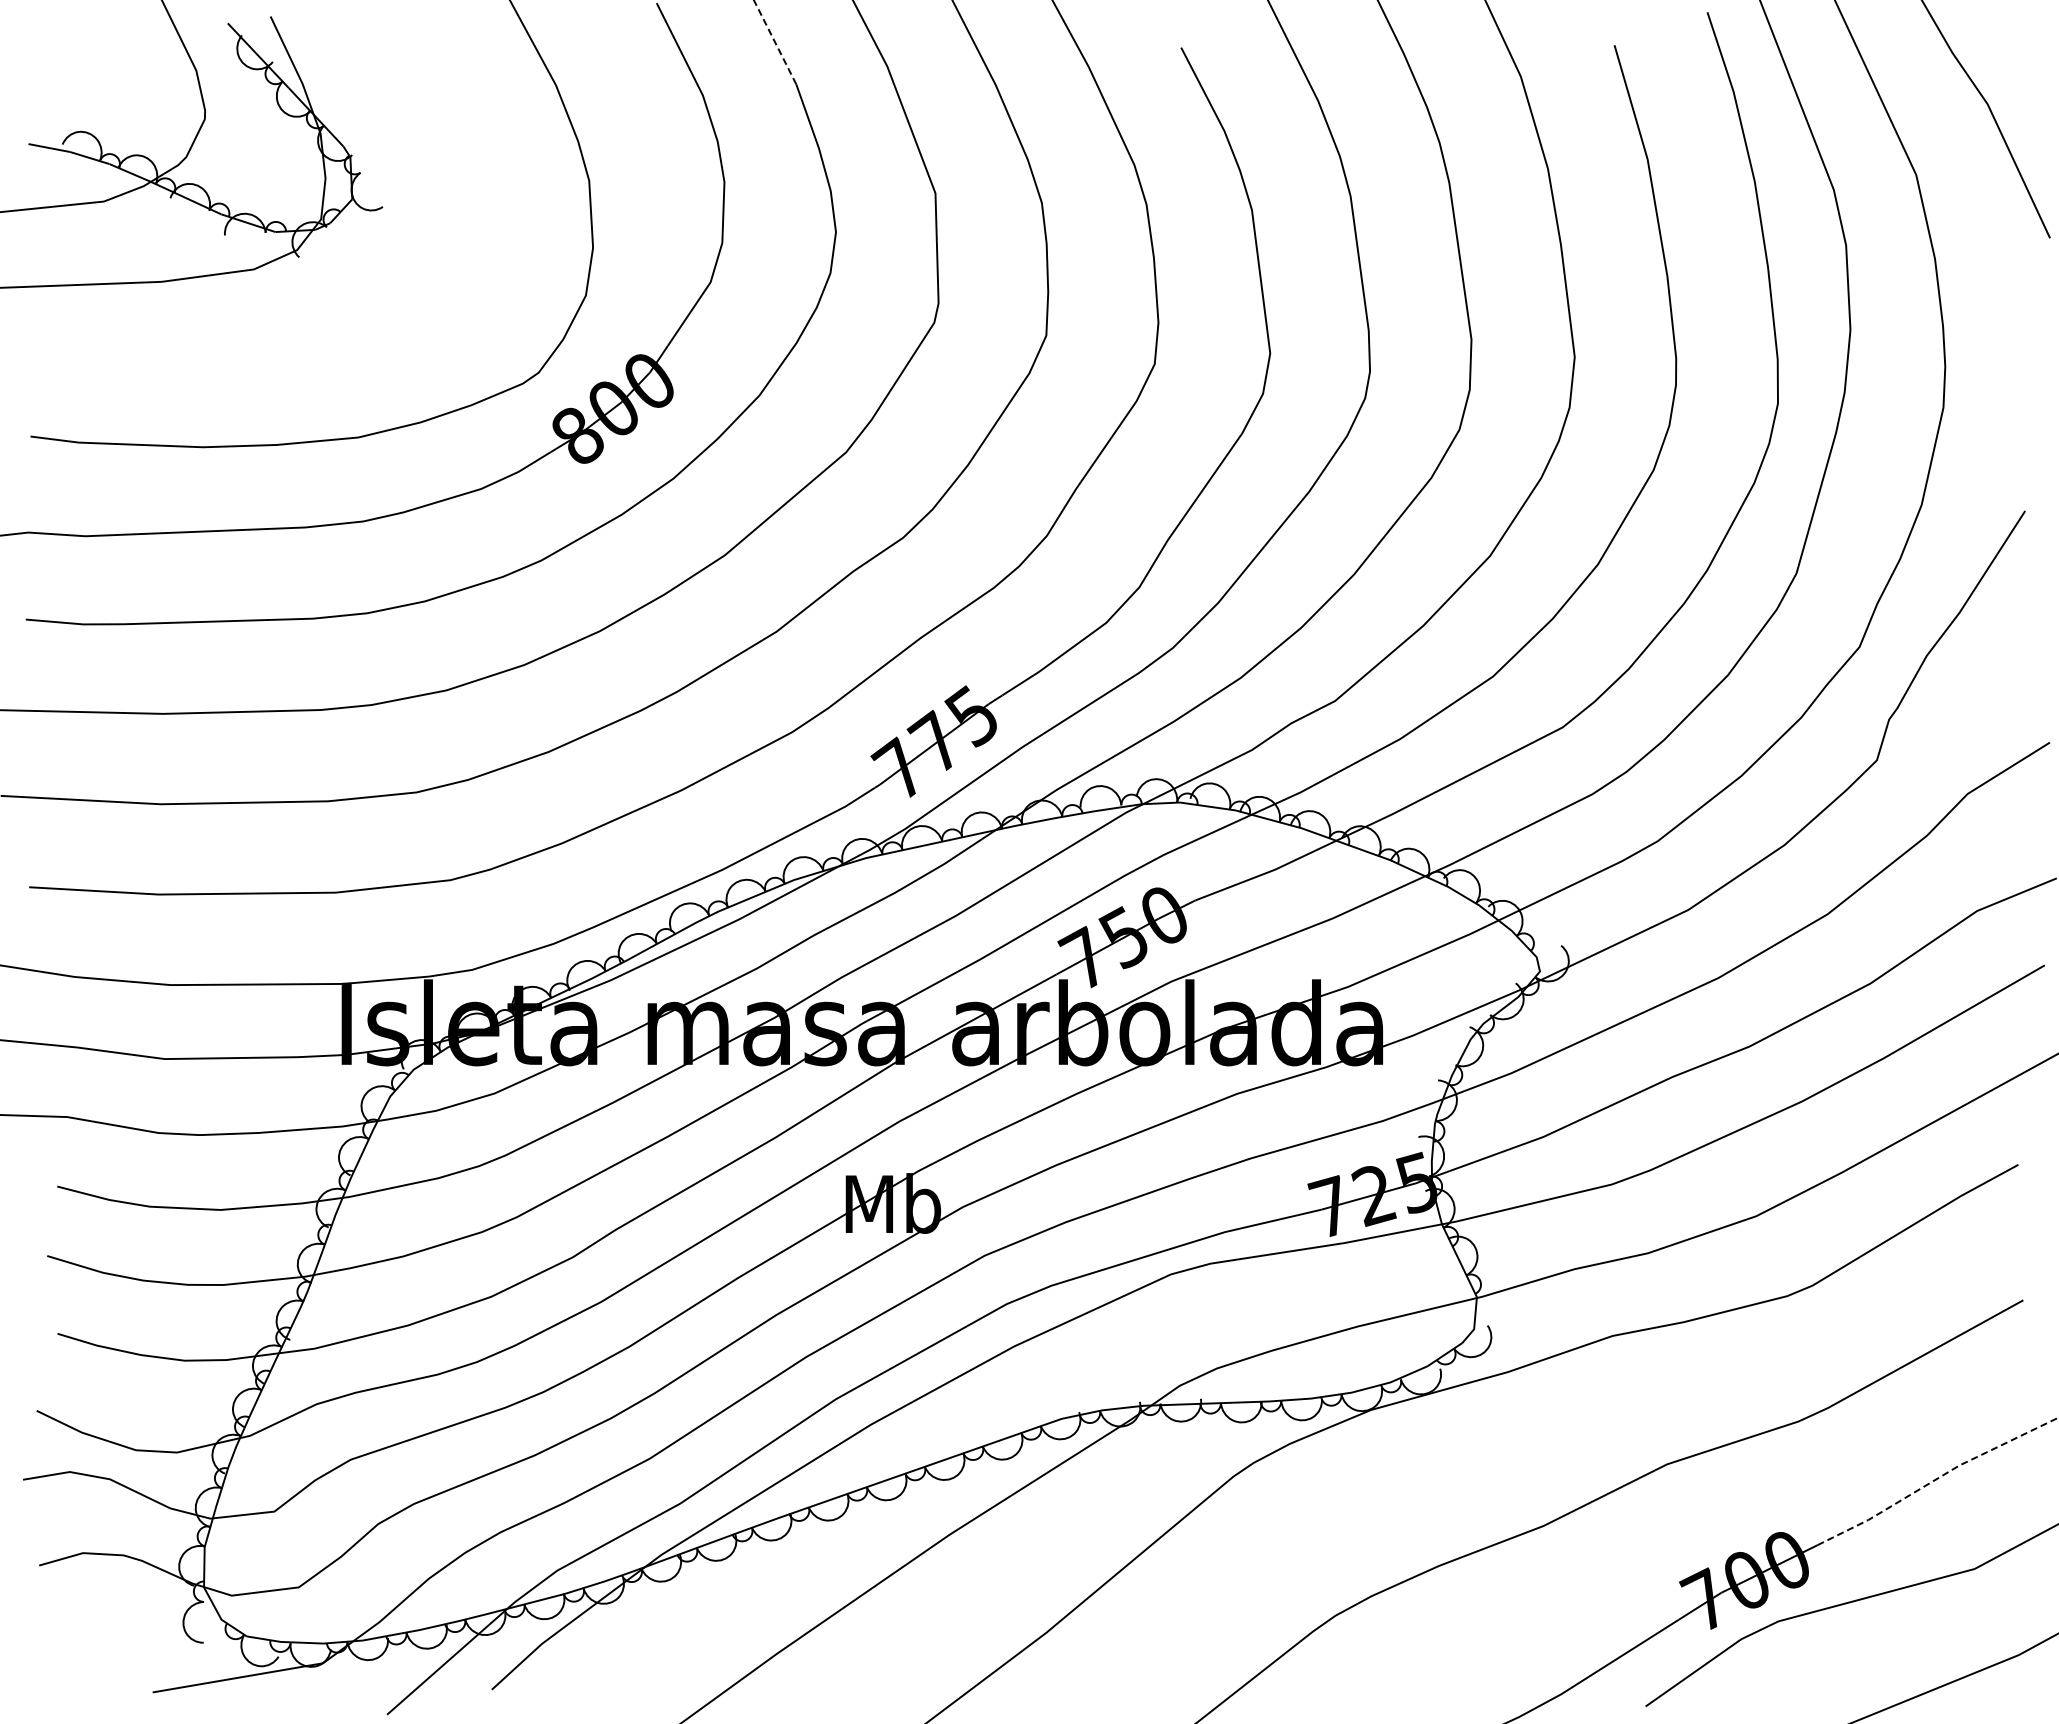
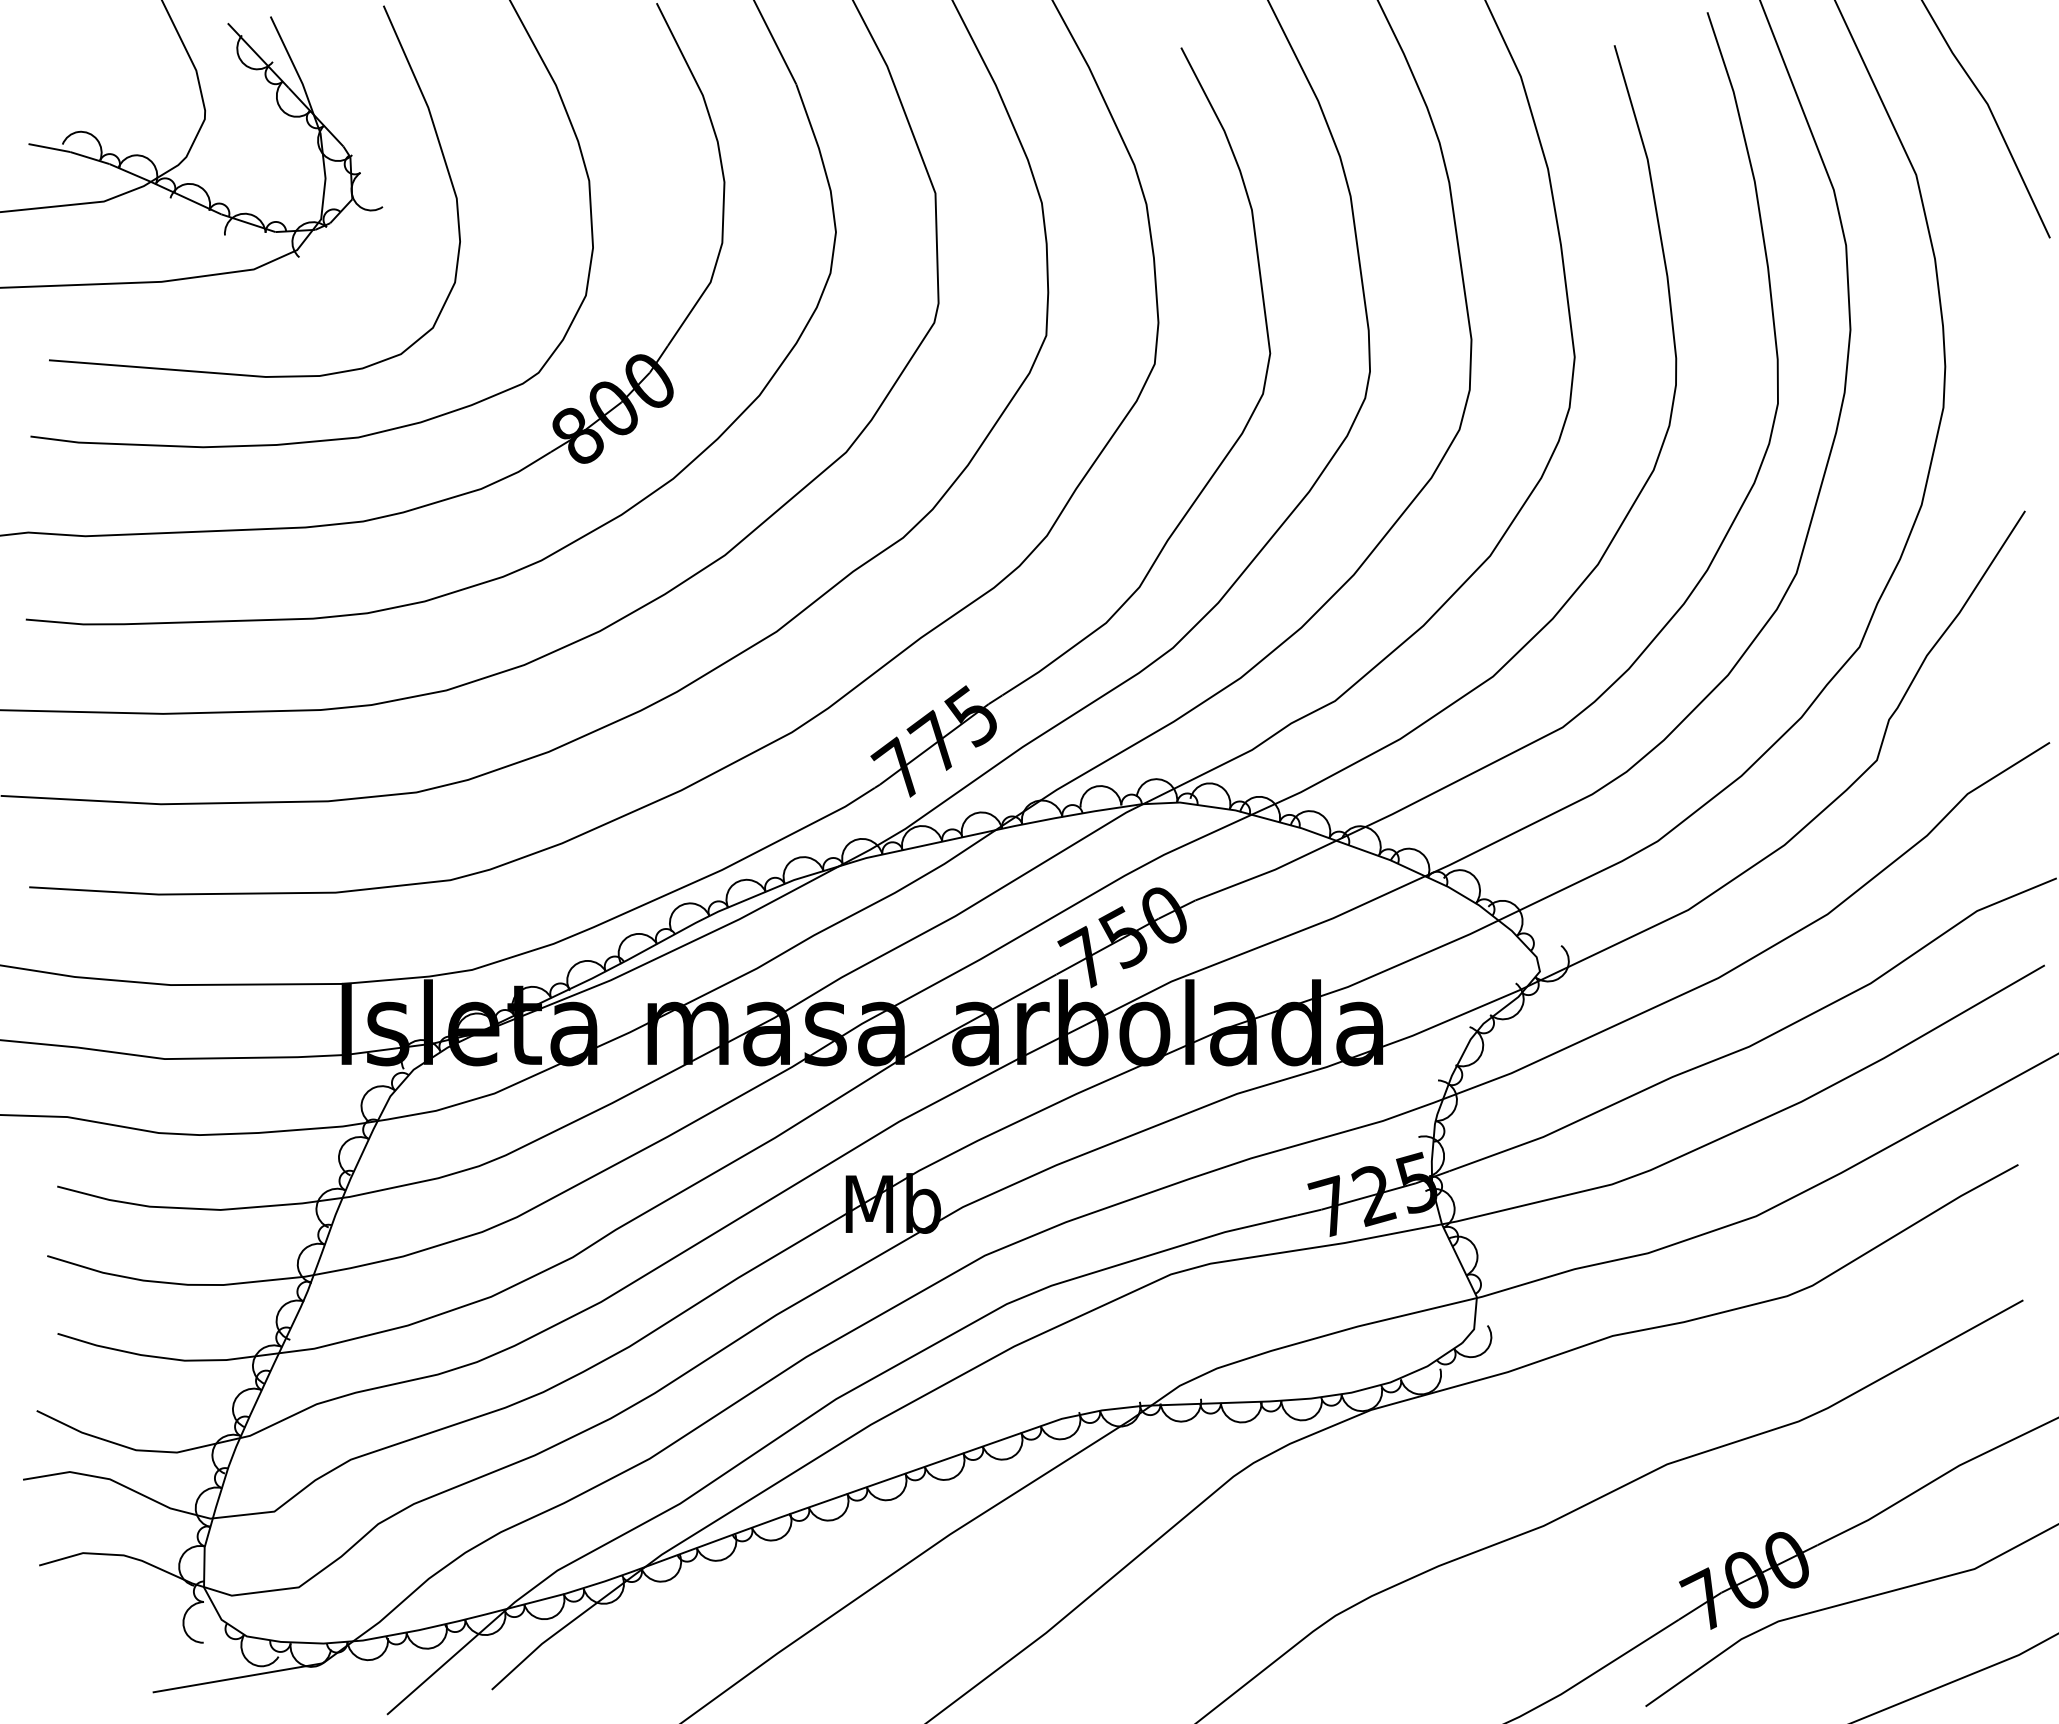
line: dashed -> solid (774, 41)
curve: none -> present (237, 373)
line: dashed -> solid (1937, 1478)
